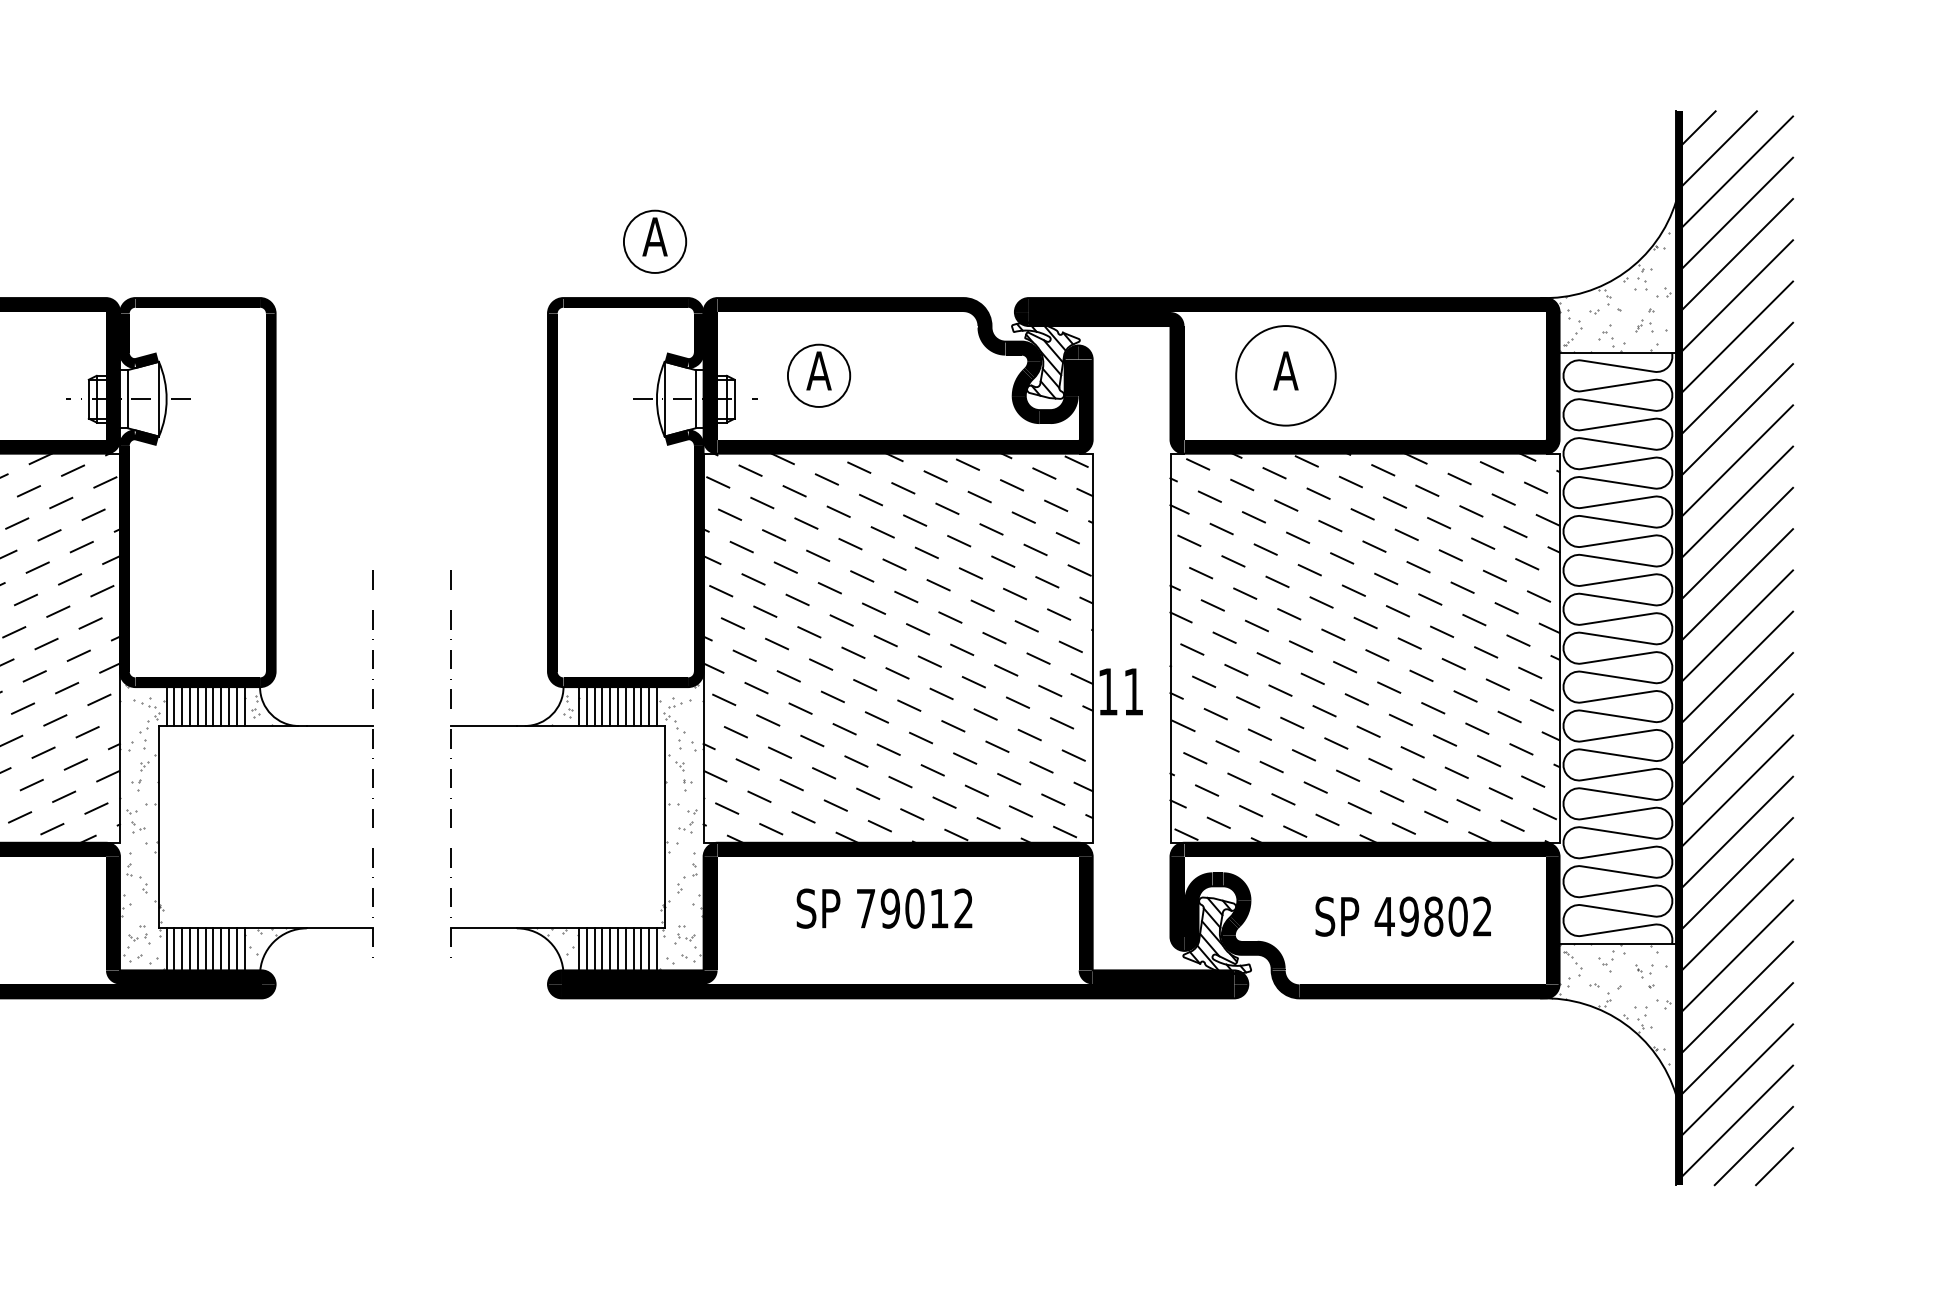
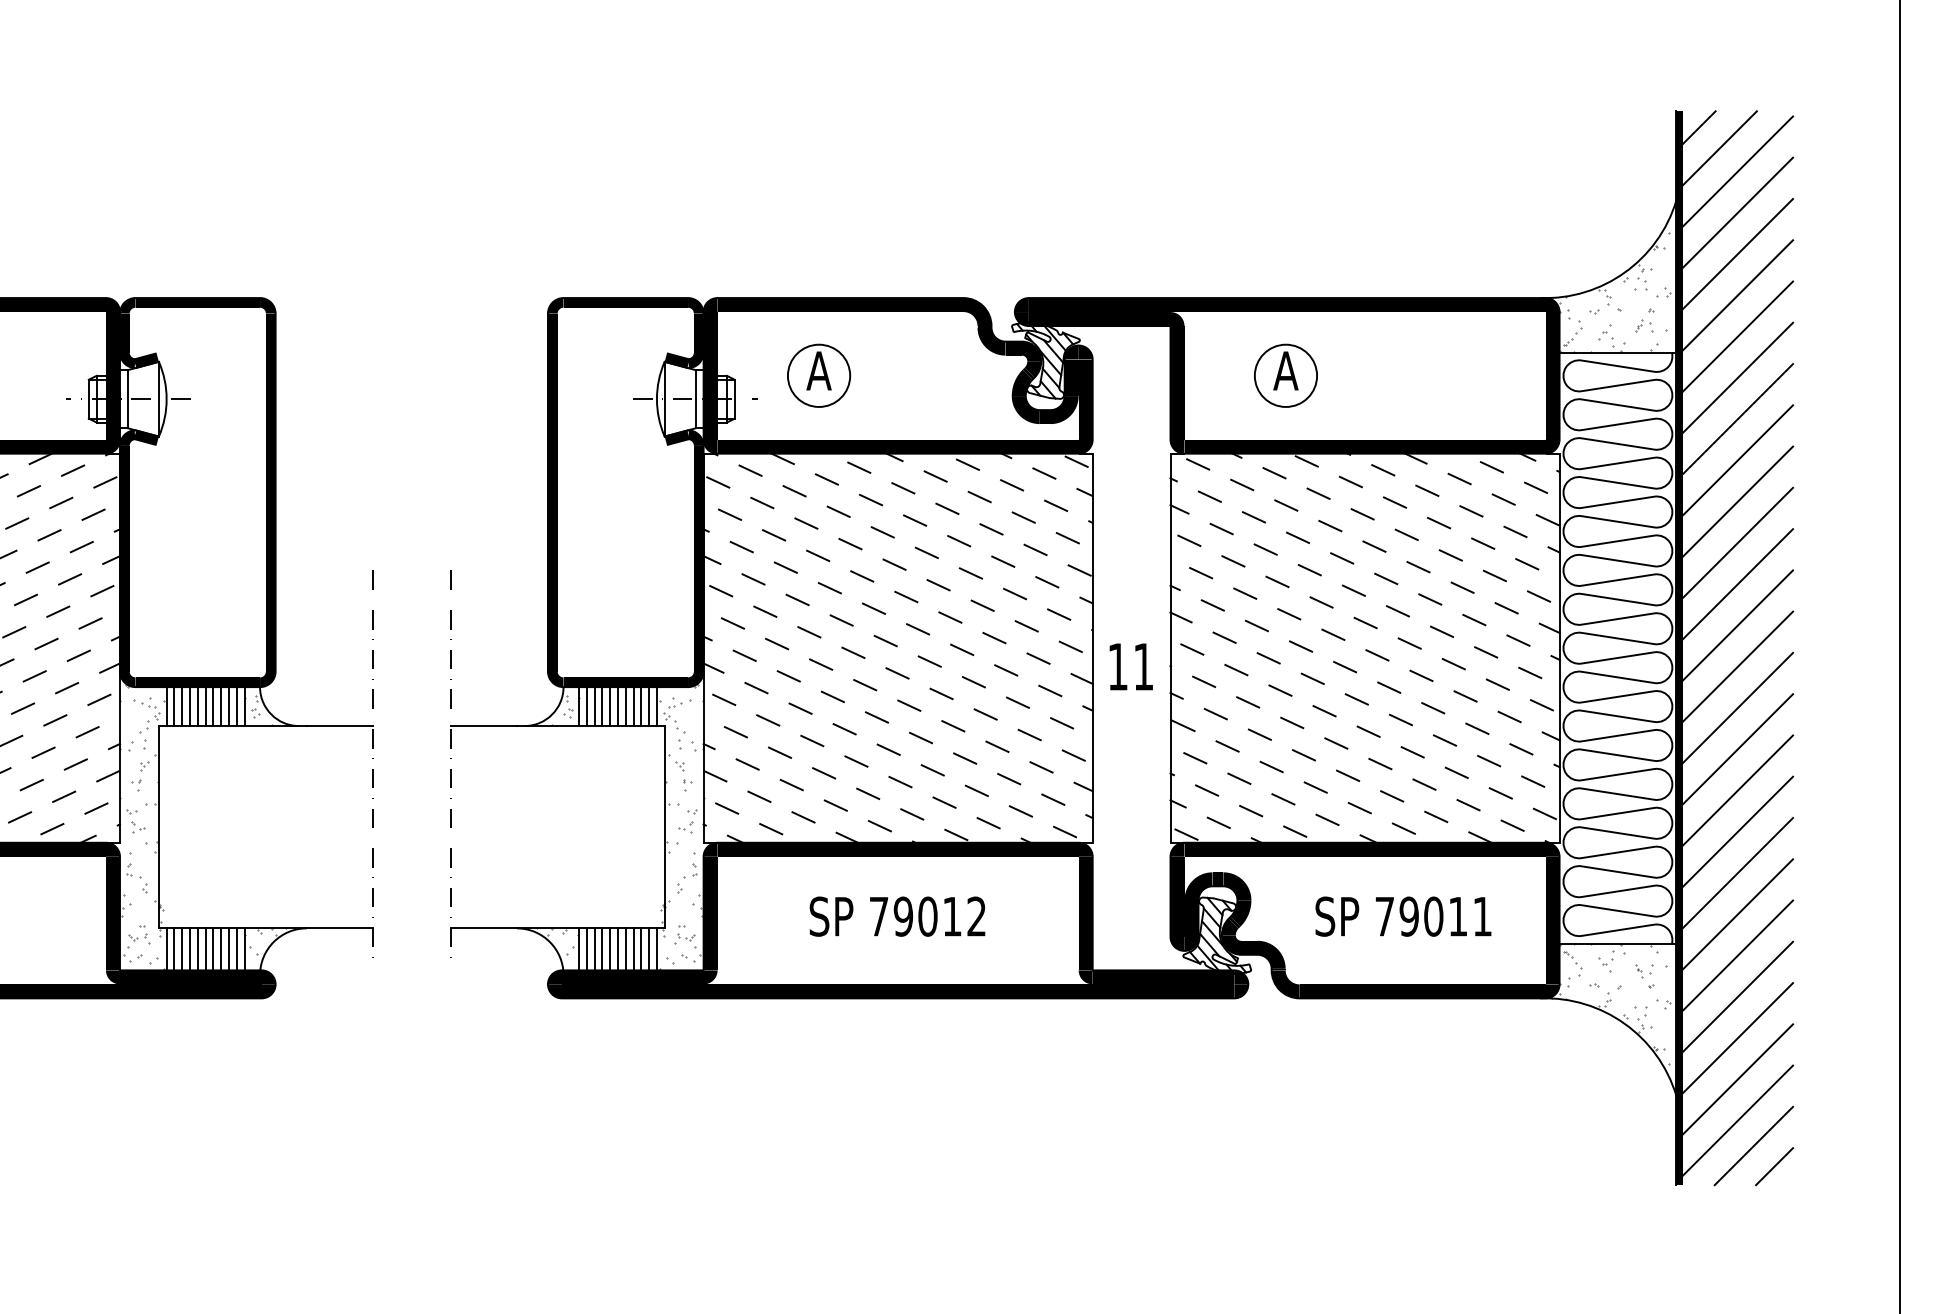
part: present -> none (655, 241)
circle diameter: 100 px -> 62 px (1285, 375)
line: none -> present (1900, 656)
text position: (1120, 691) -> (1130, 666) (1130, 666)
text position: (884, 908) -> (897, 916) (897, 916)
text: 49802 -> 79011 (1432, 916)
